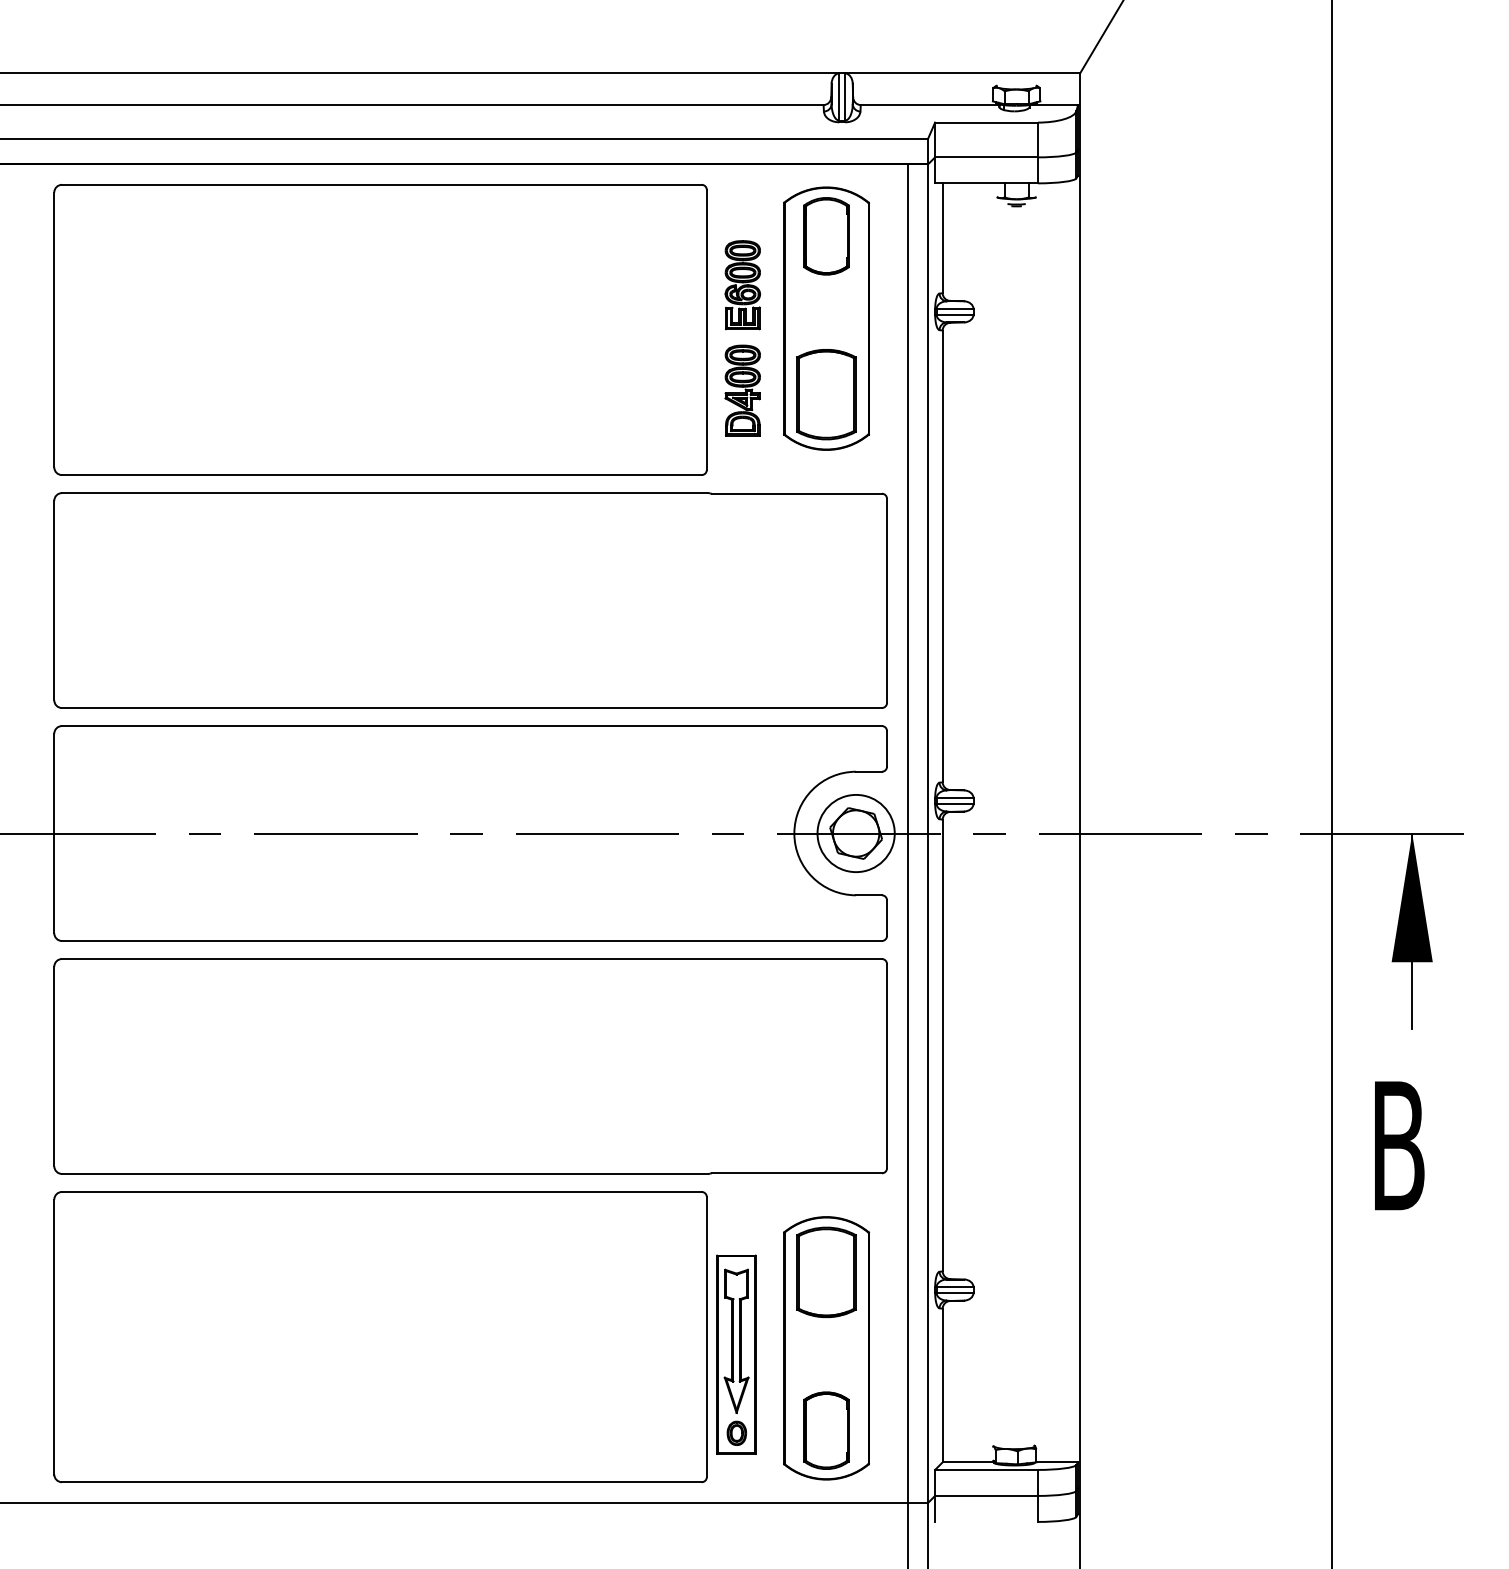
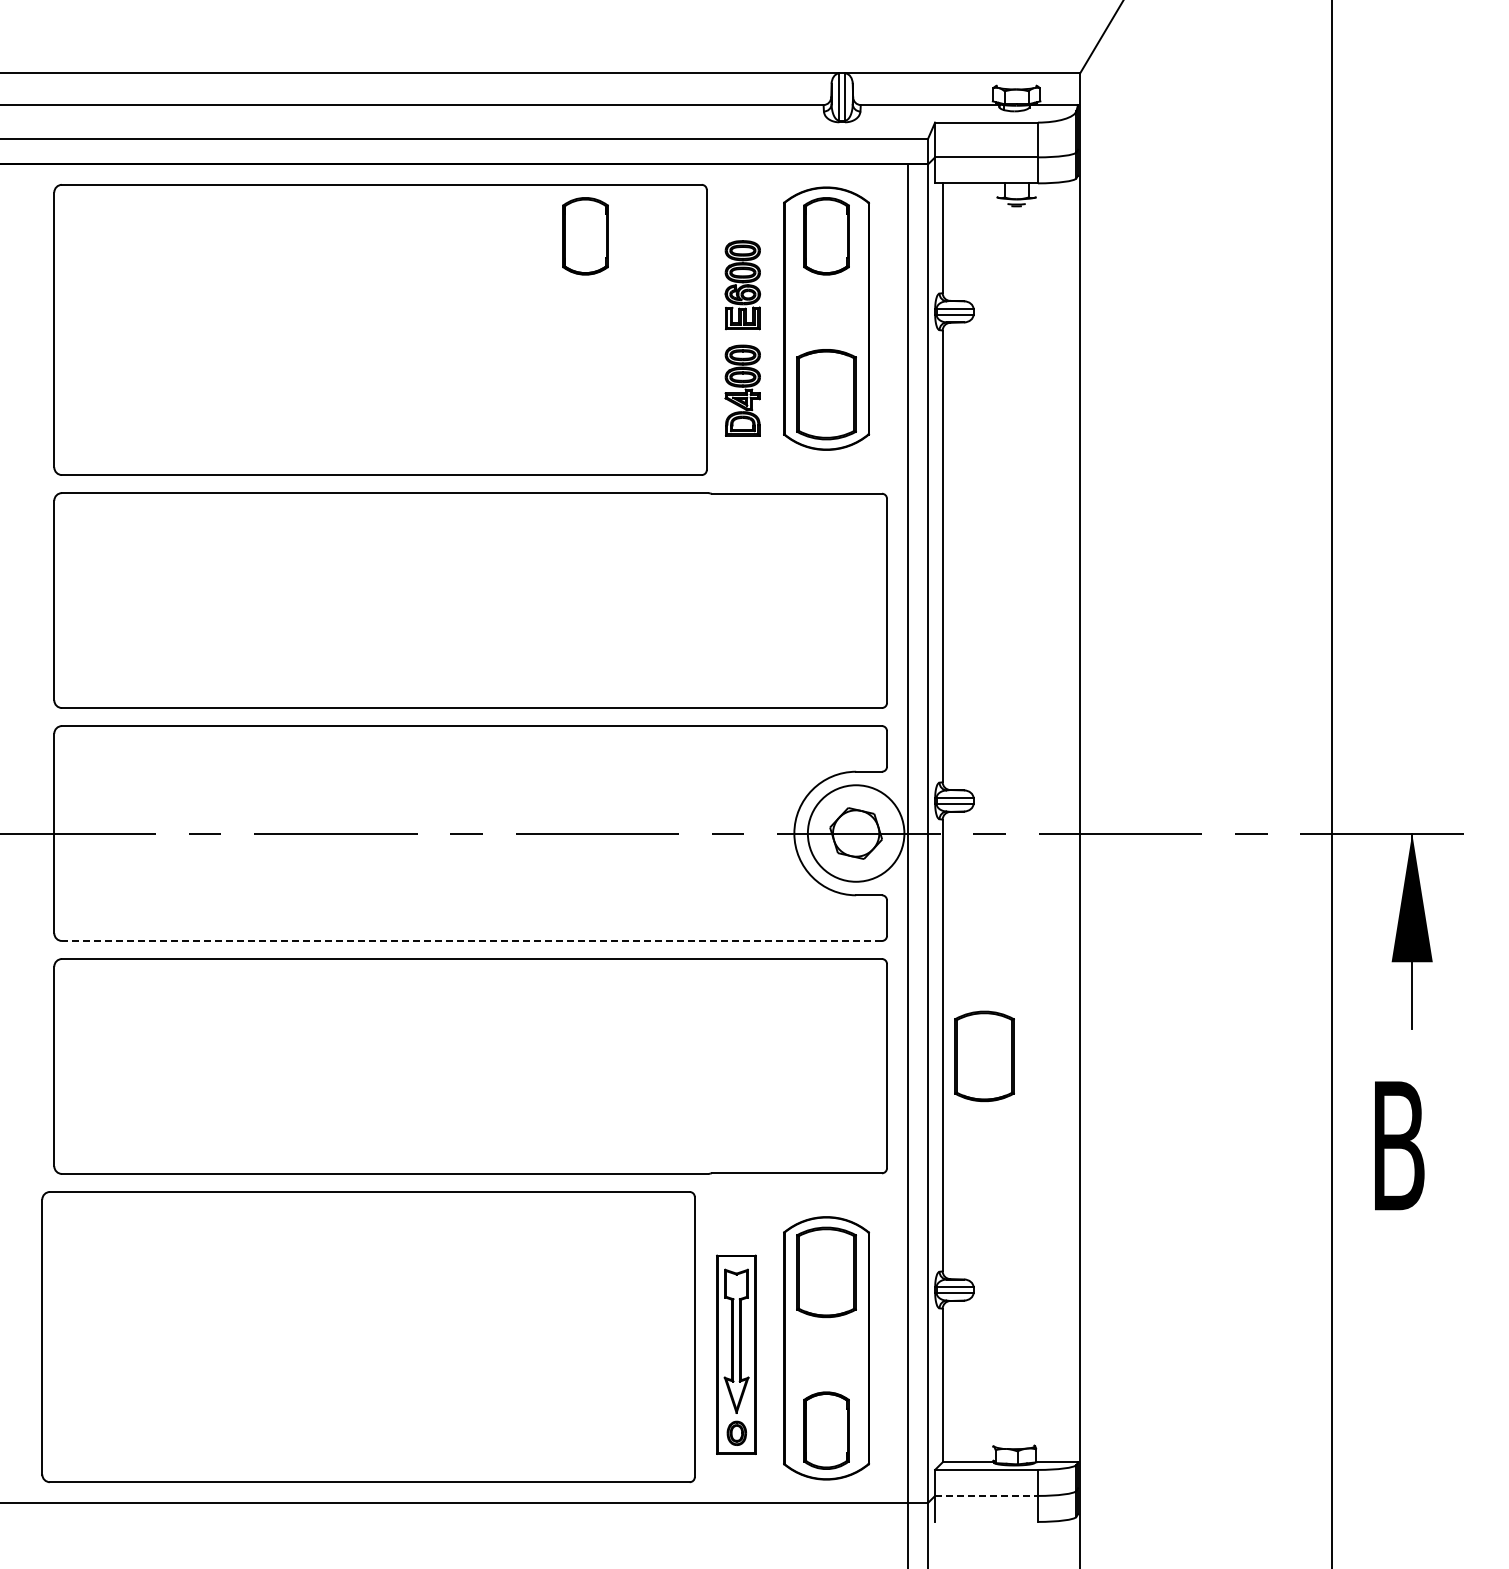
part: none -> present (585, 236)
circle diameter: 77 px -> 97 px (855, 833)
line: solid -> dashed (471, 941)
part: none -> present (984, 1056)
part position: (380, 1337) -> (368, 1337) (368, 1337)
line: solid -> dashed (987, 1495)
